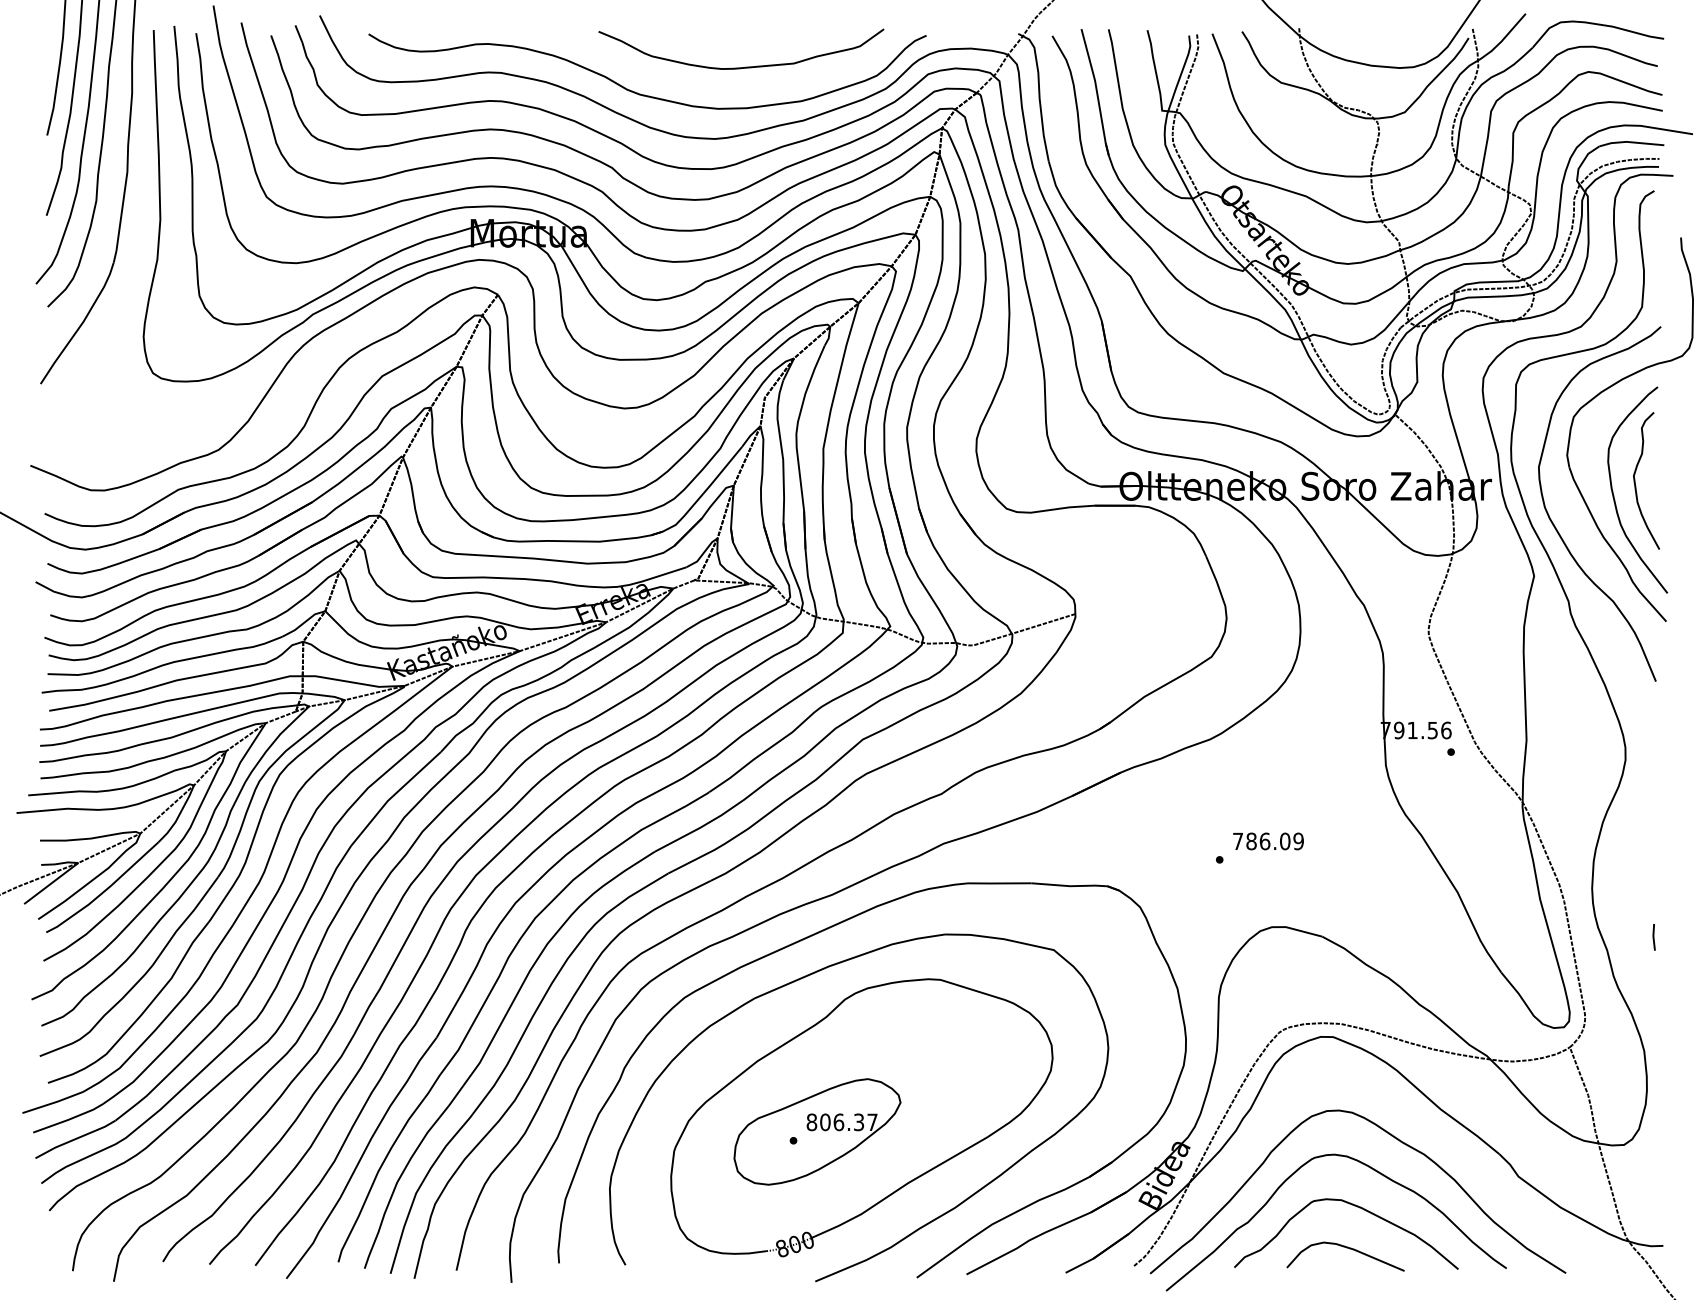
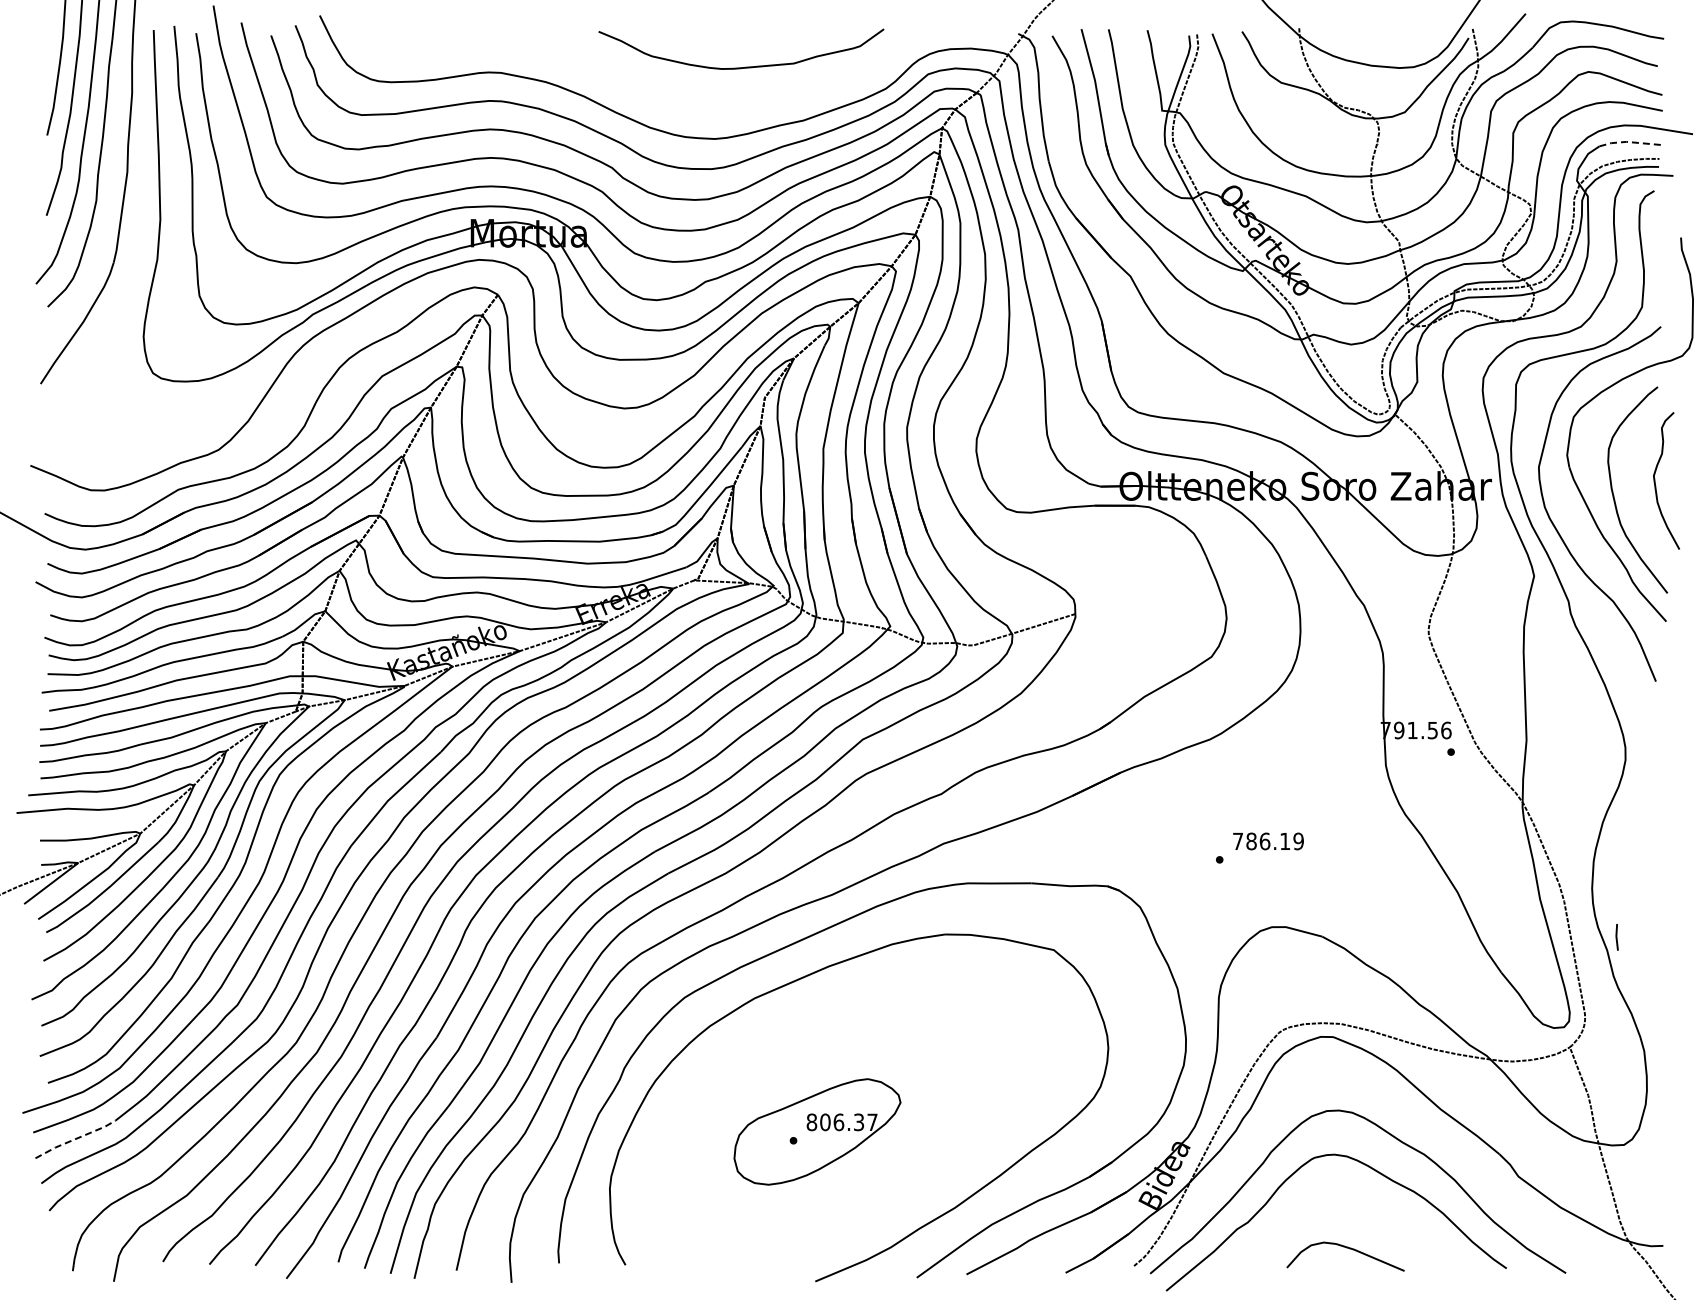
curve: present -> none (640, 93)
line: solid -> dashed (1630, 142)
curve position: (1635, 480) -> (1655, 480) (1655, 480)
text: 786.09 -> 786.19 (1285, 841)
line position: (1653, 937) -> (1616, 937) (1616, 937)
line: solid -> dashed (75, 1139)
part: present -> none (905, 1183)
curve: present -> none (1354, 1206)
